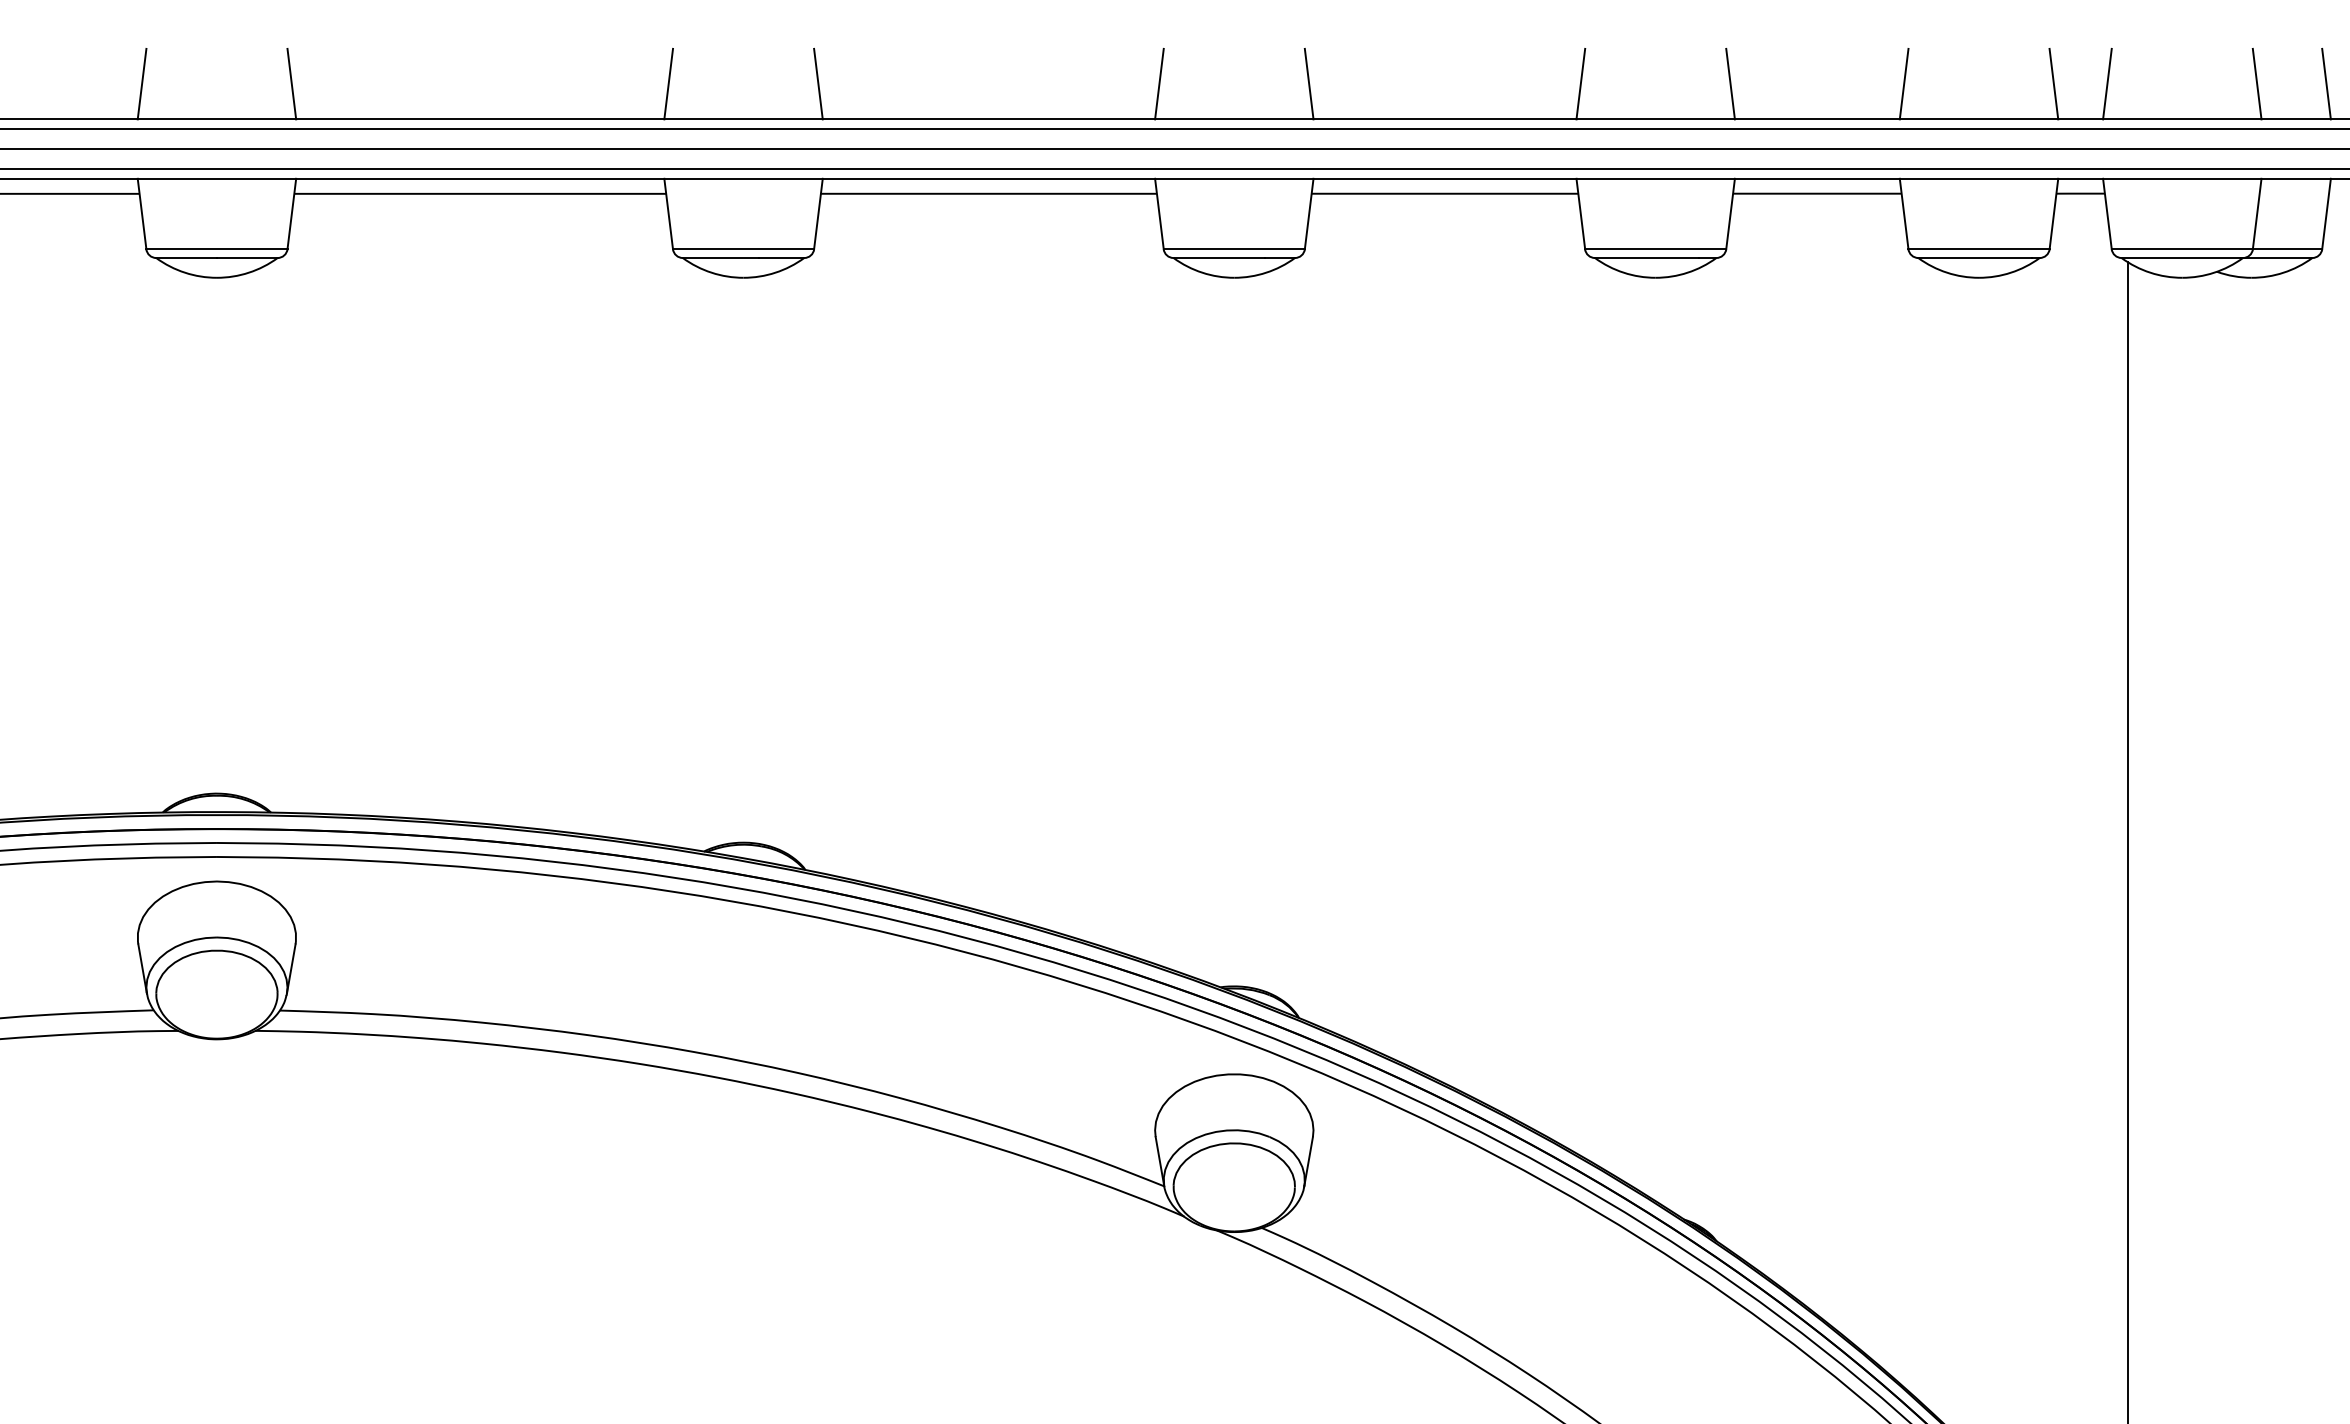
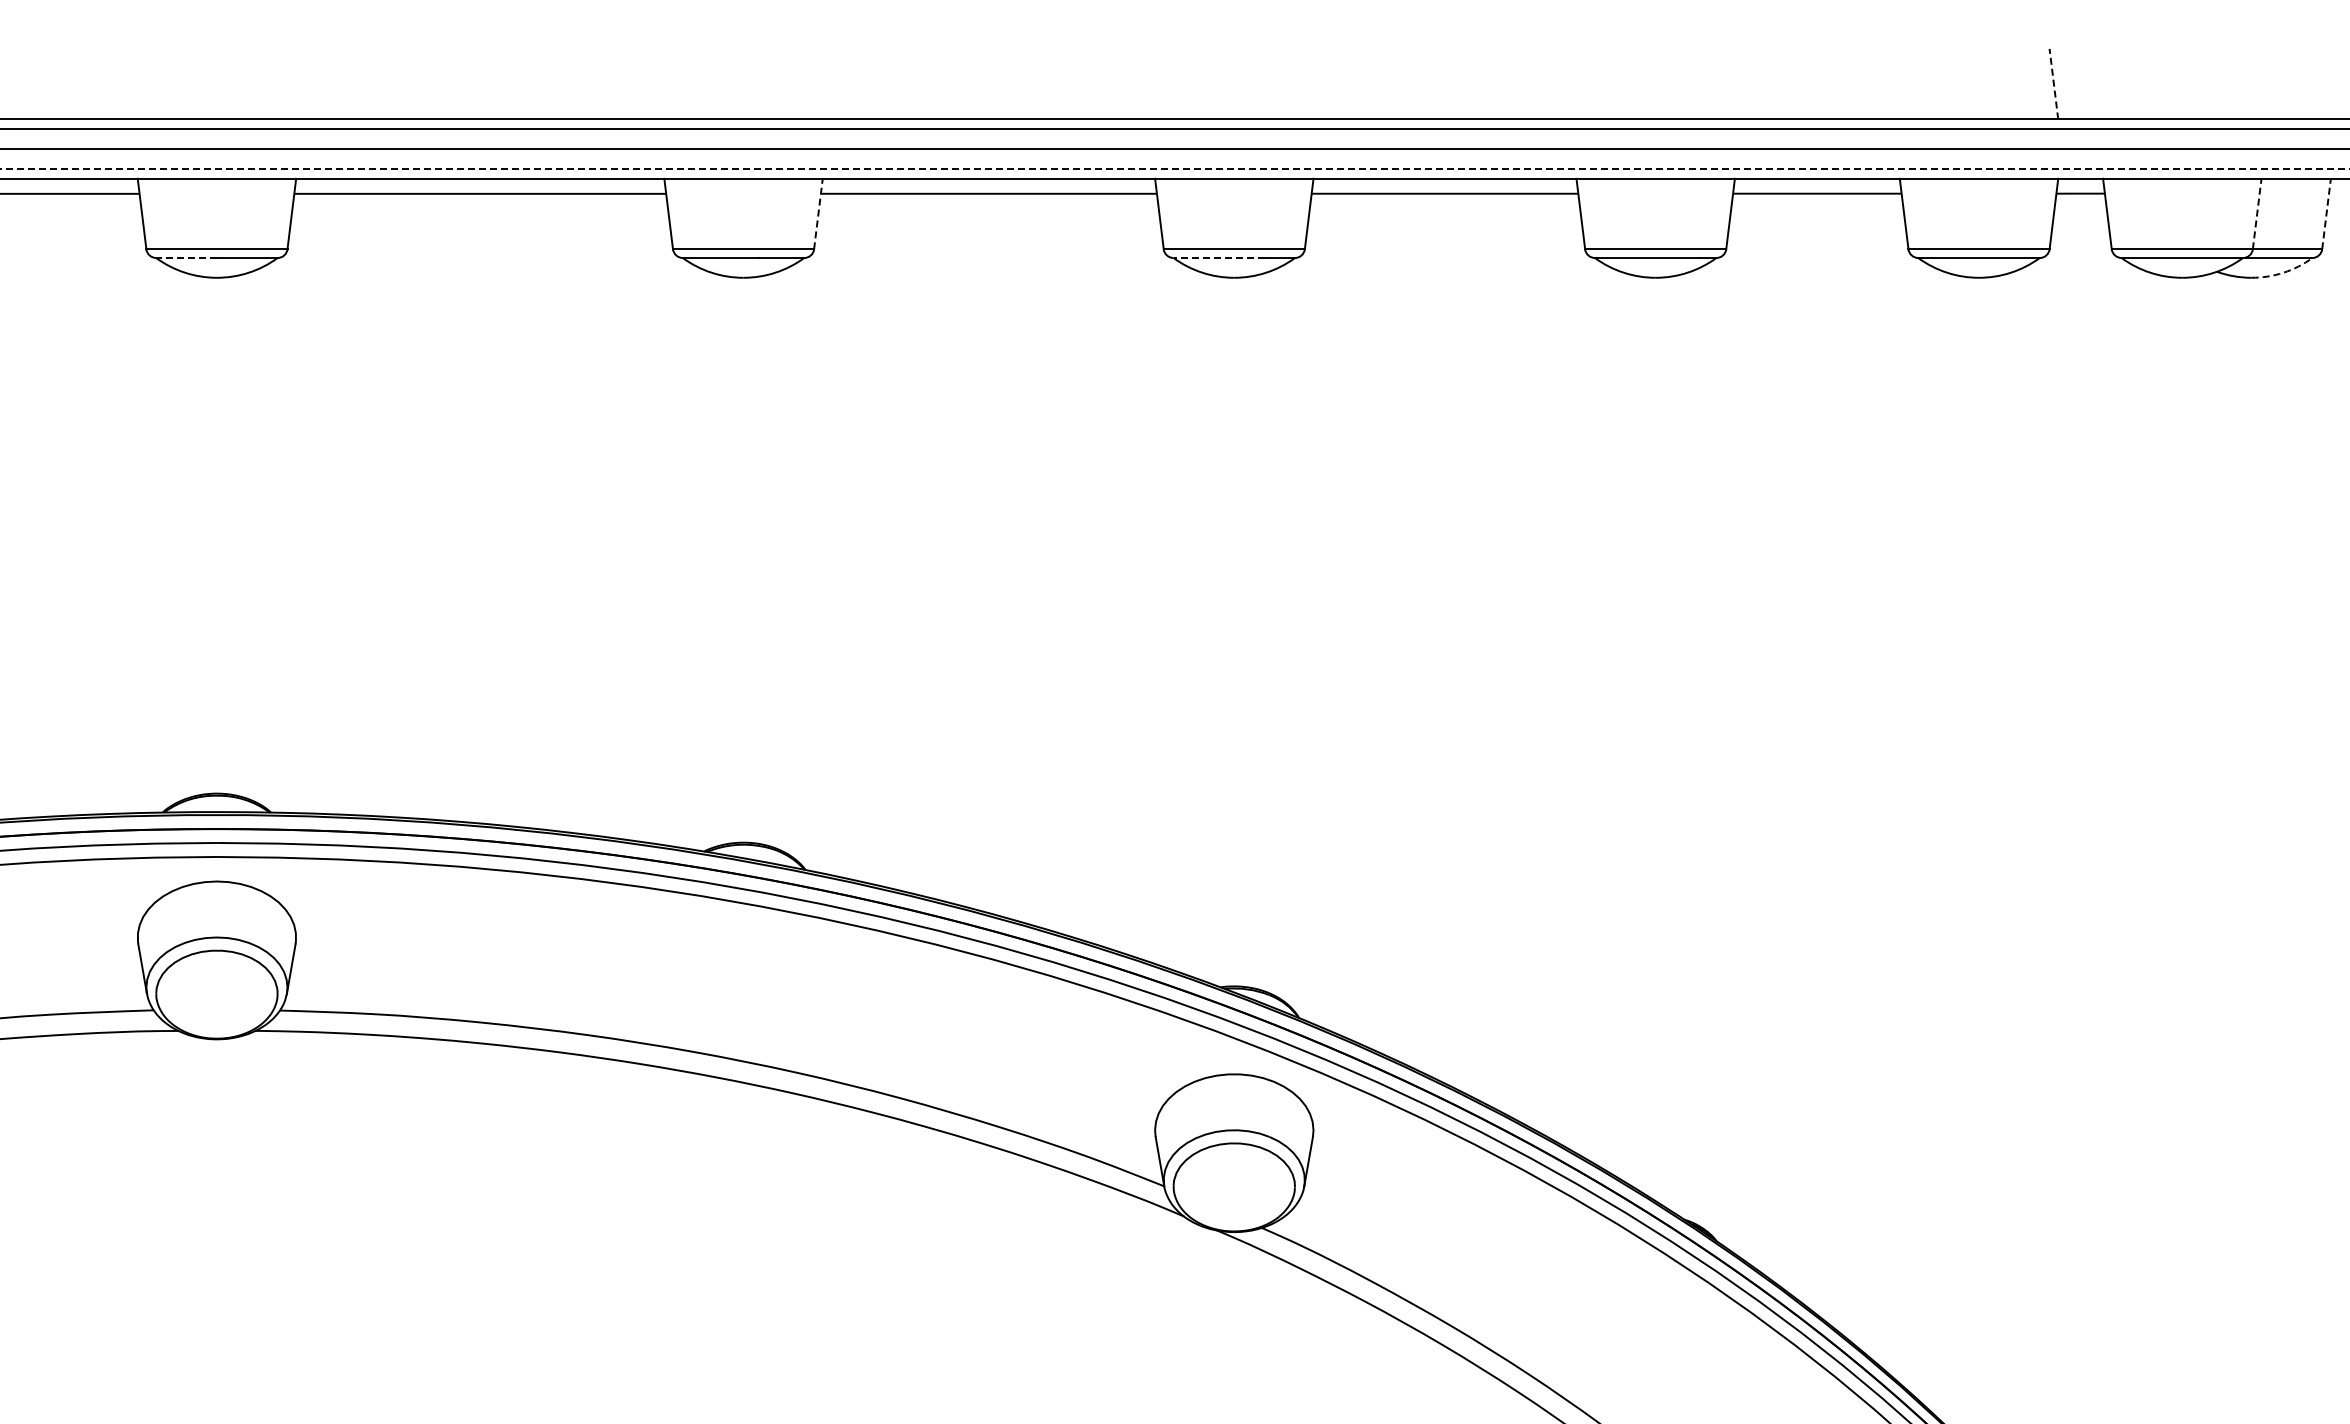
line: present -> none (141, 83)
line: present -> none (291, 83)
line: present -> none (668, 83)
line: present -> none (818, 83)
line: present -> none (1159, 83)
line: present -> none (1308, 83)
line: present -> none (1580, 83)
line: present -> none (1730, 83)
line: present -> none (1903, 83)
line: present -> none (2107, 83)
line: present -> none (2256, 83)
line: present -> none (2326, 83)
line: solid -> dashed (2053, 84)
line: solid -> dashed (1175, 168)
line: solid -> dashed (818, 214)
line: solid -> dashed (2257, 214)
line: solid -> dashed (2326, 214)
line: solid -> dashed (186, 258)
line: solid -> dashed (1219, 258)
arc: solid -> dashed (2283, 272)
line: present -> none (2127, 841)
